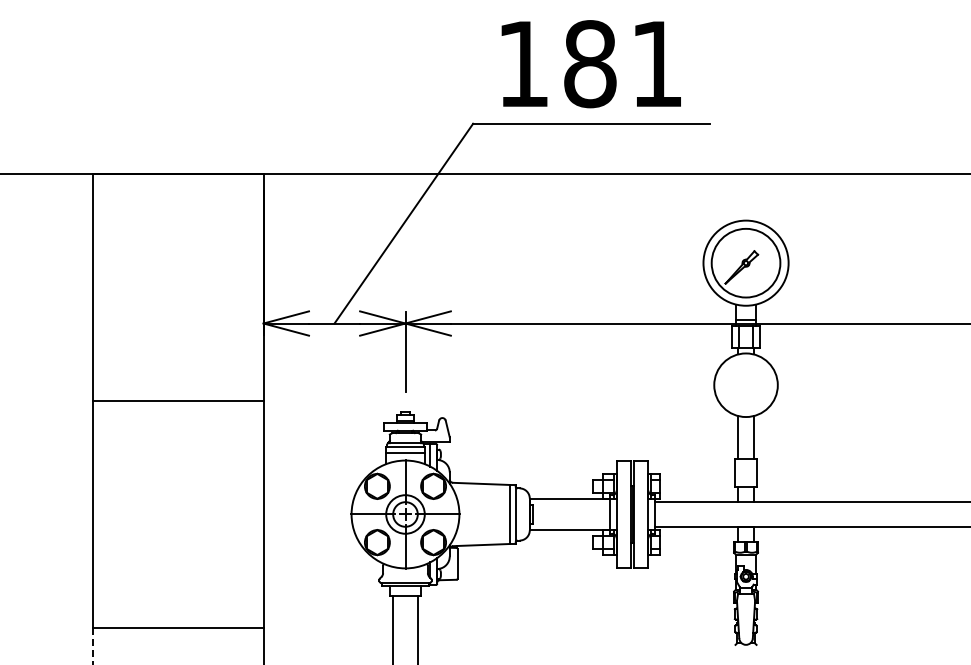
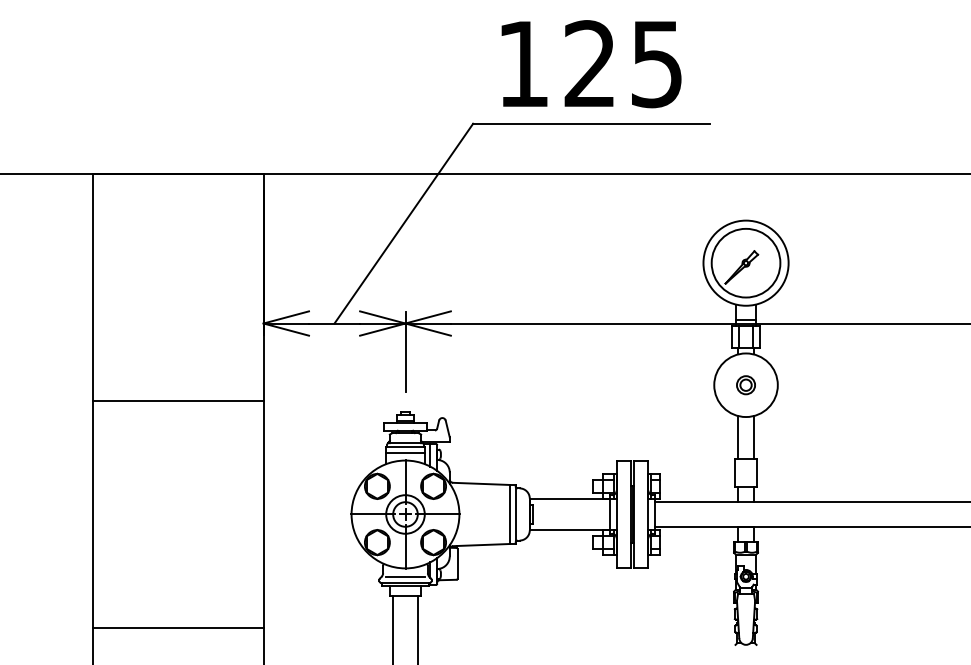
text: 181 -> 125 (622, 64)
part: none -> present (745, 385)
line: none -> present (405, 576)
line: dashed -> solid (93, 646)
